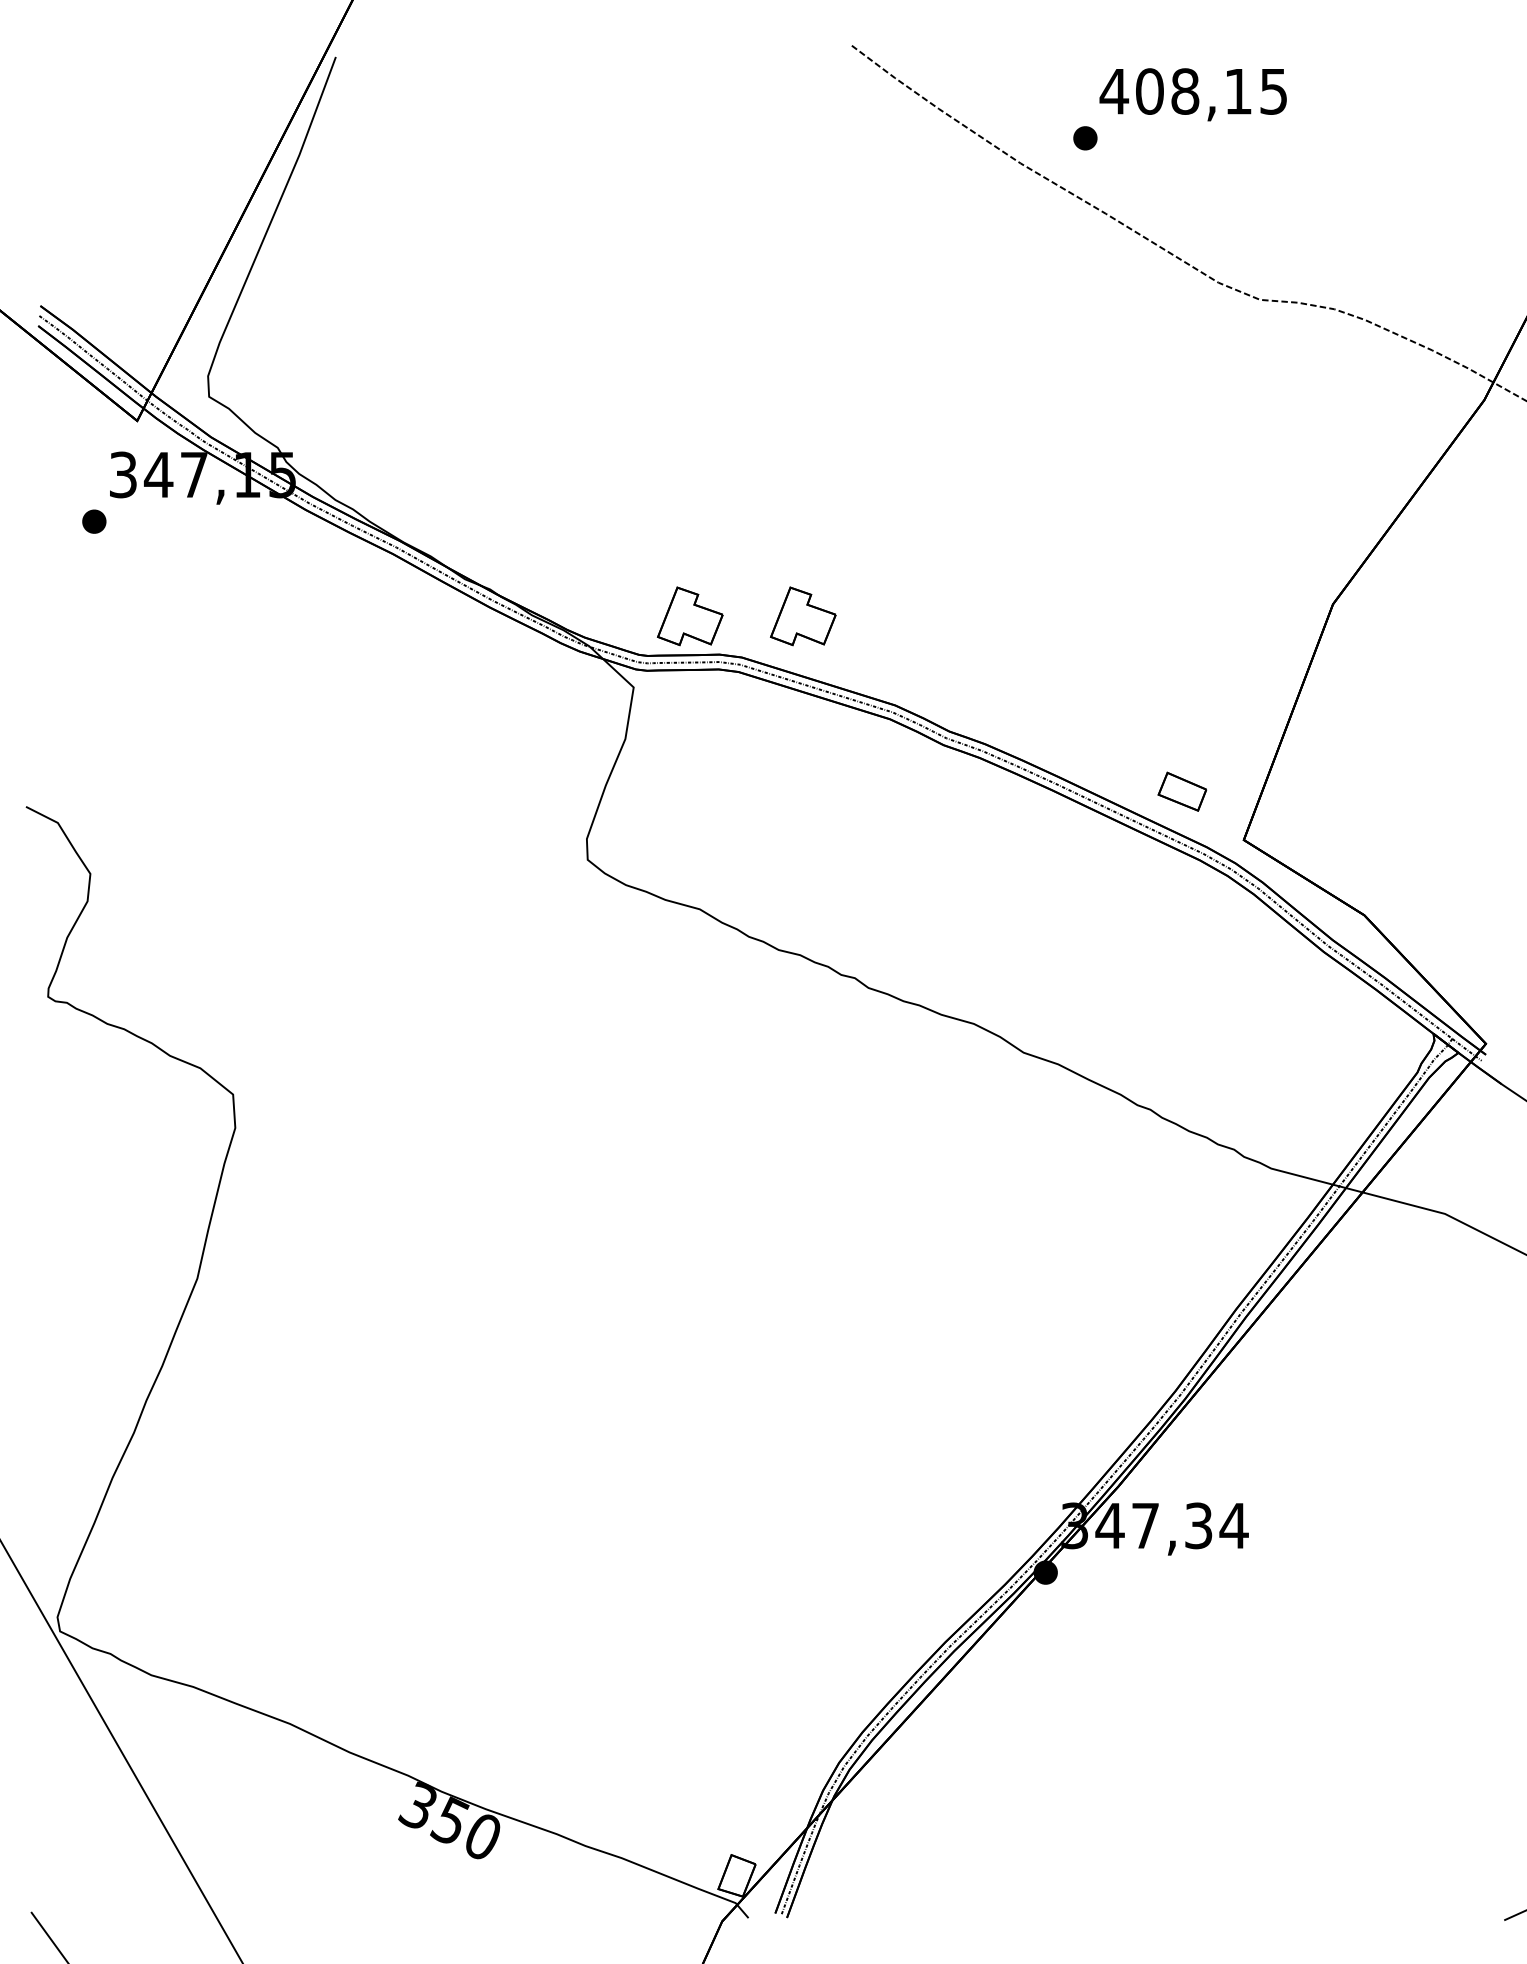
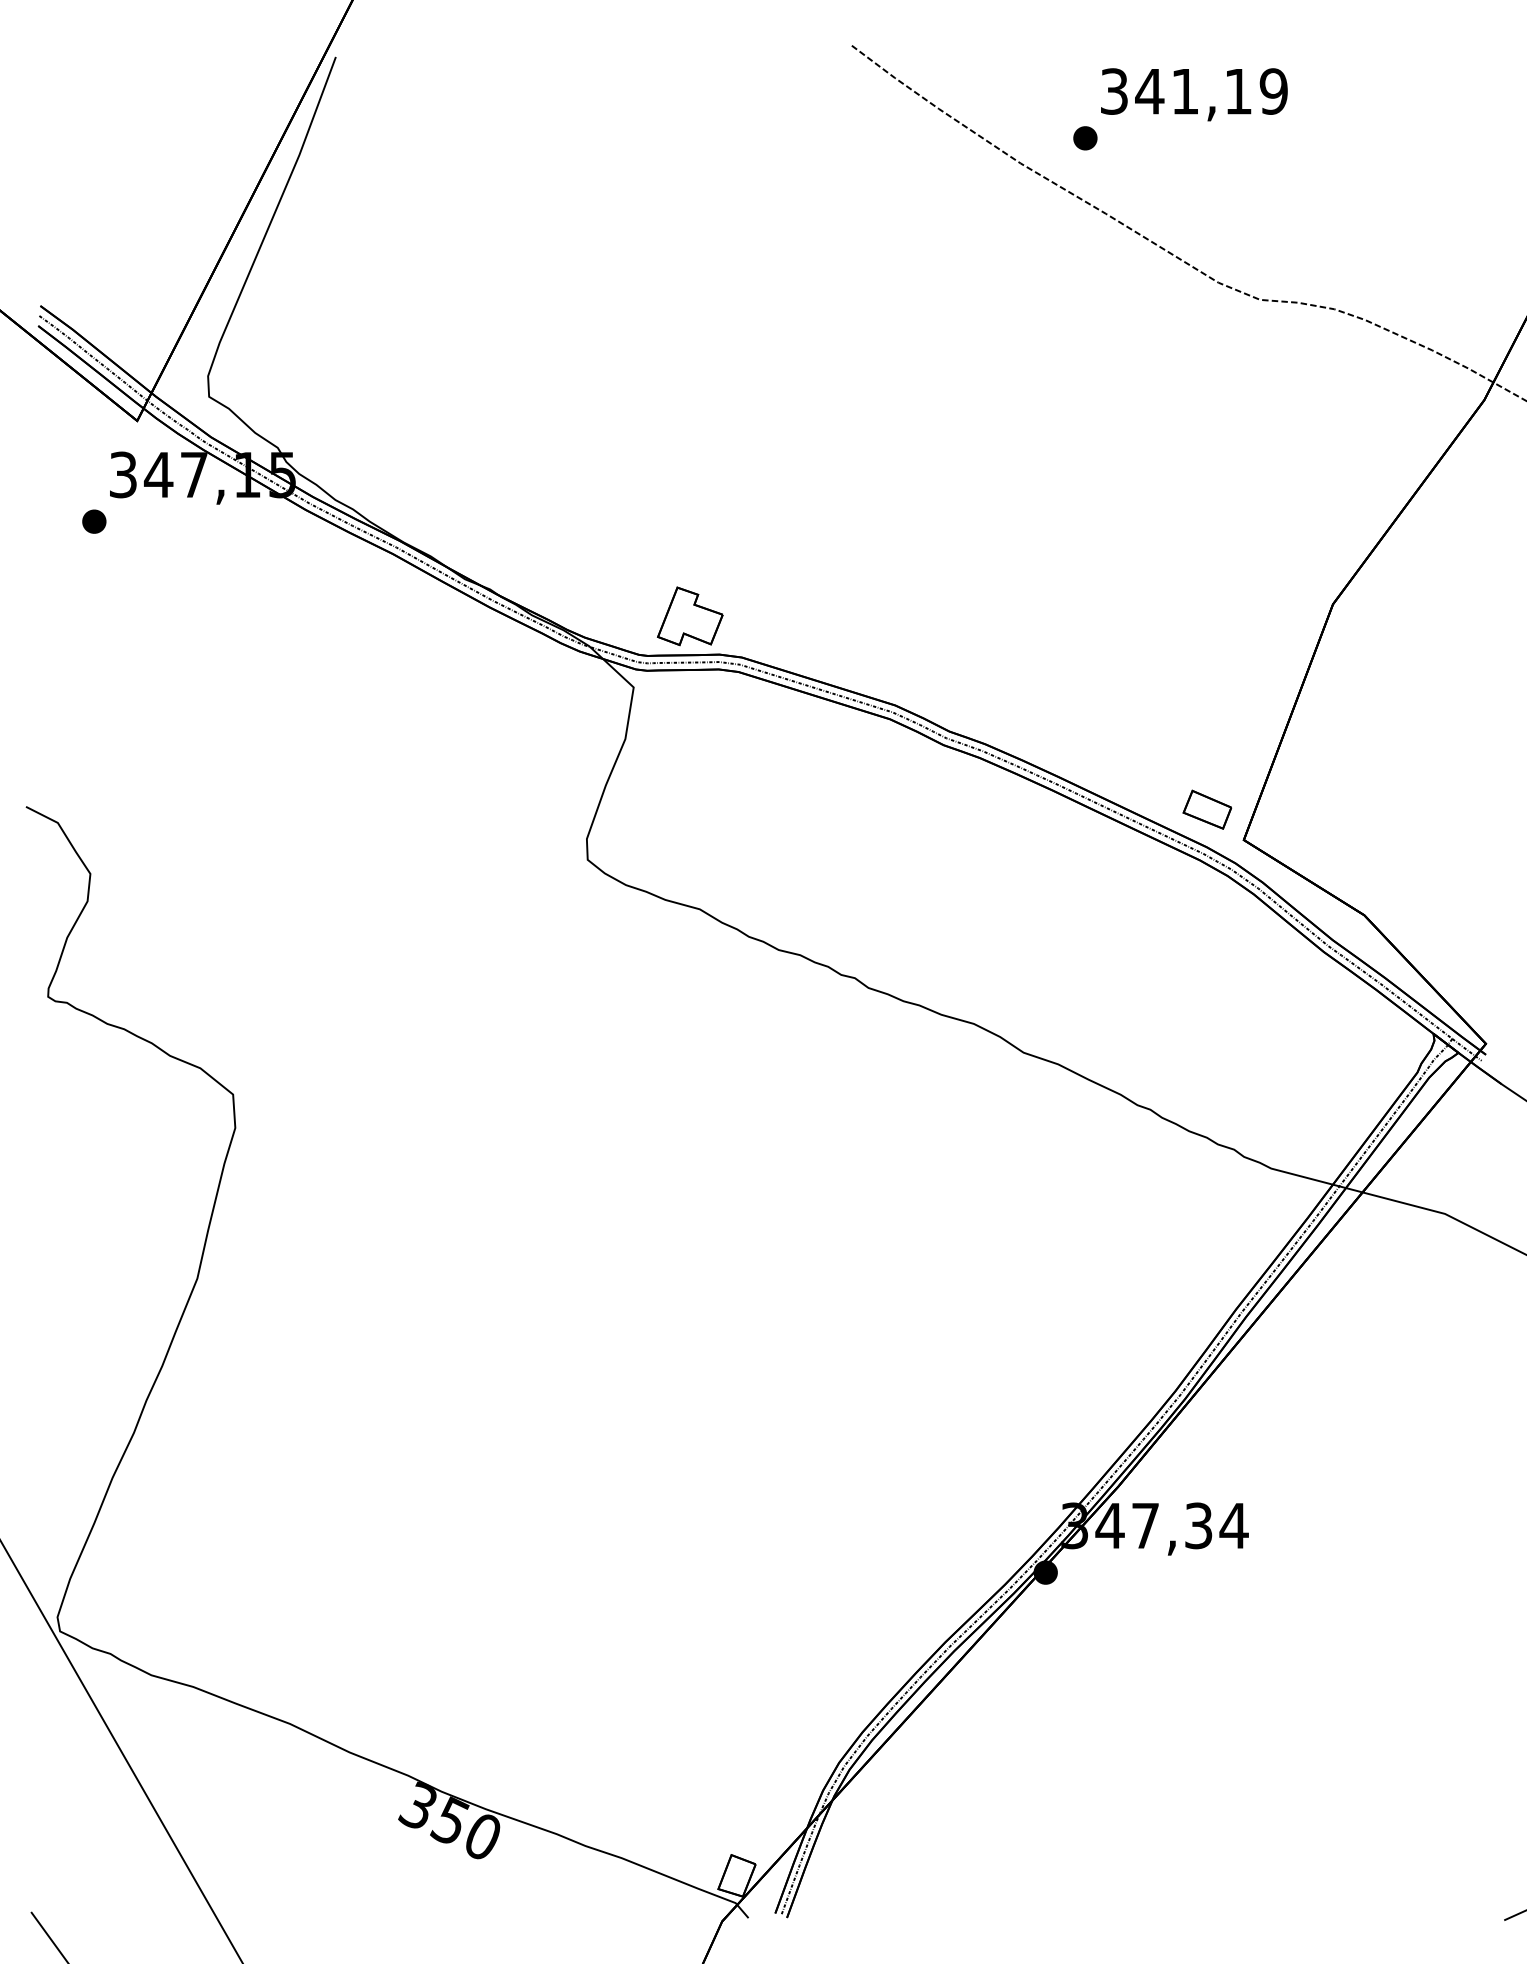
text: 408,15 -> 341,19 (1193, 91)
part: present -> none (803, 616)
part position: (1182, 791) -> (1207, 809) (1207, 809)
